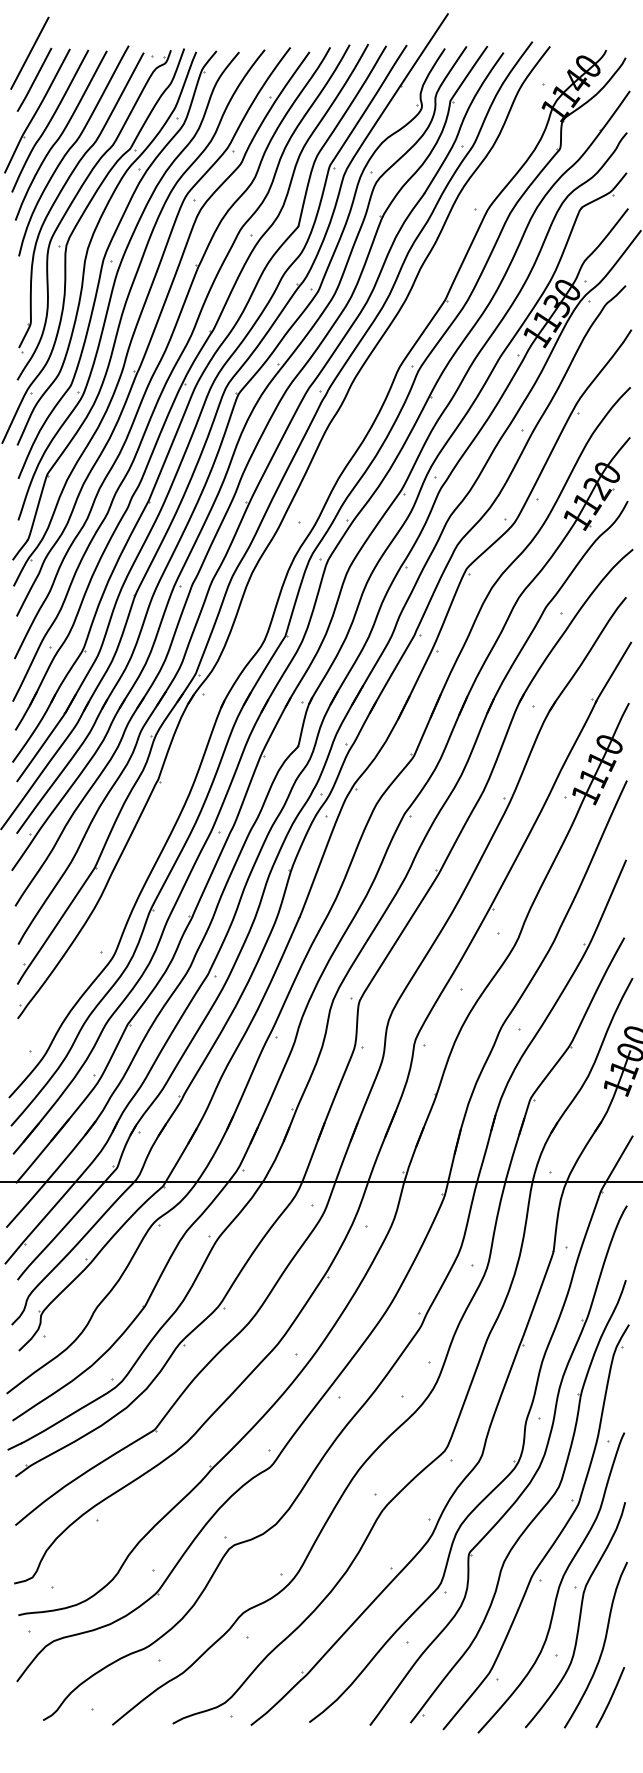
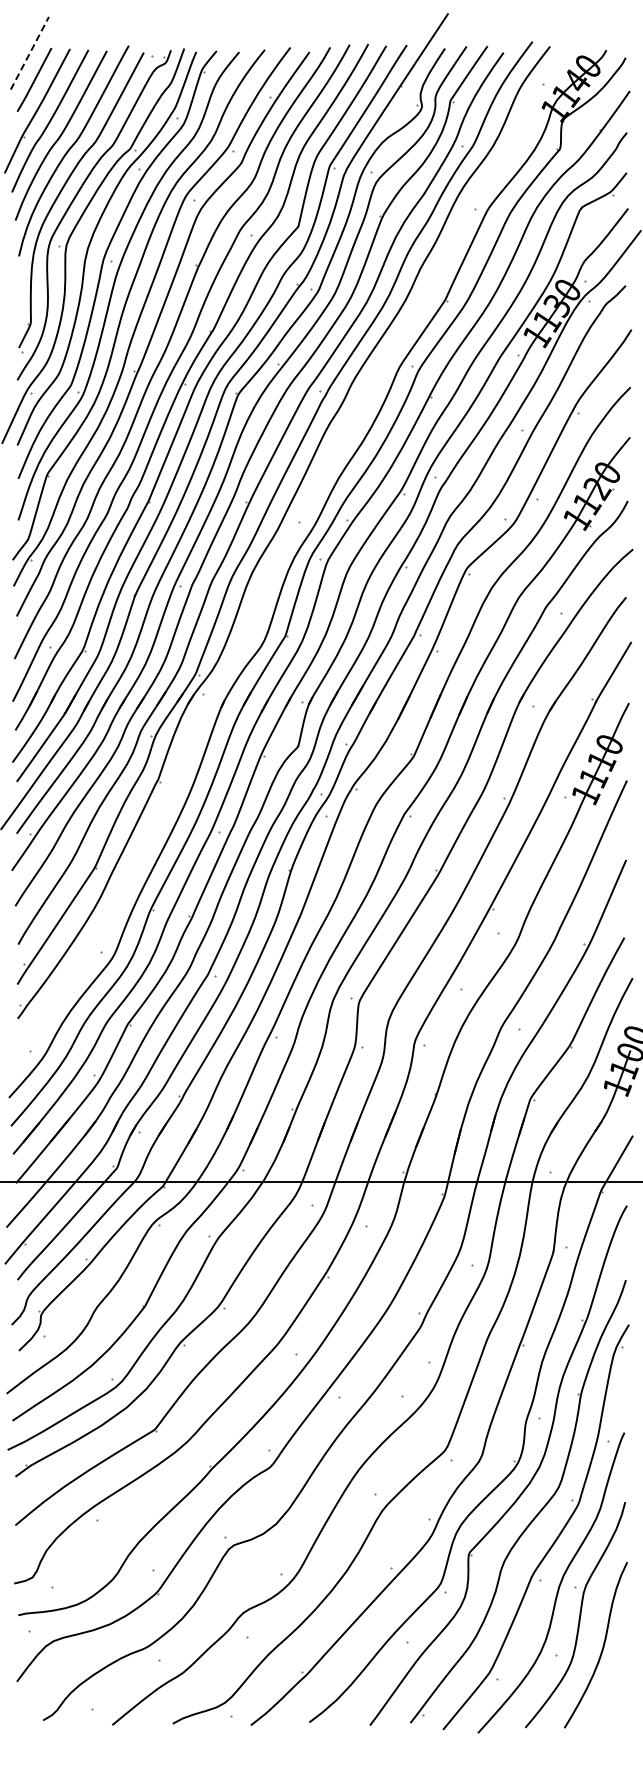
line: solid -> dashed (30, 52)
line: present -> none (610, 1697)
